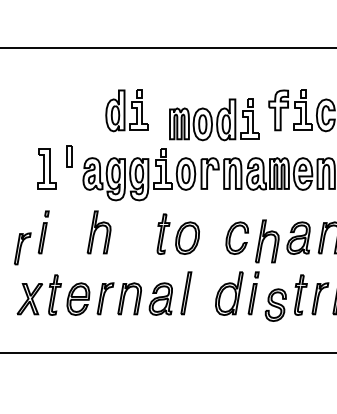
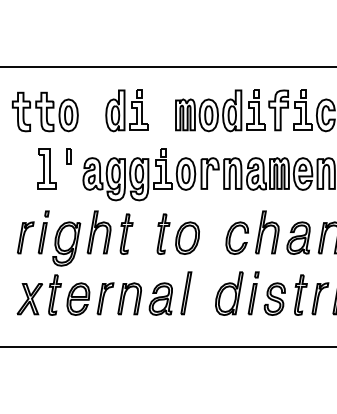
line position: (167, 48) -> (167, 67) (167, 67)
part: none -> present (44, 111)
part position: (214, 119) -> (220, 110) (220, 110)
part size: 7x23 px -> 6x17 px (68, 156)
part: none -> present (126, 233)
part position: (267, 241) -> (267, 232) (267, 232)
part: none -> present (66, 243)
part position: (22, 248) -> (25, 237) (25, 237)
part position: (275, 304) -> (274, 298) (274, 298)
line position: (167, 352) -> (167, 346) (167, 346)
